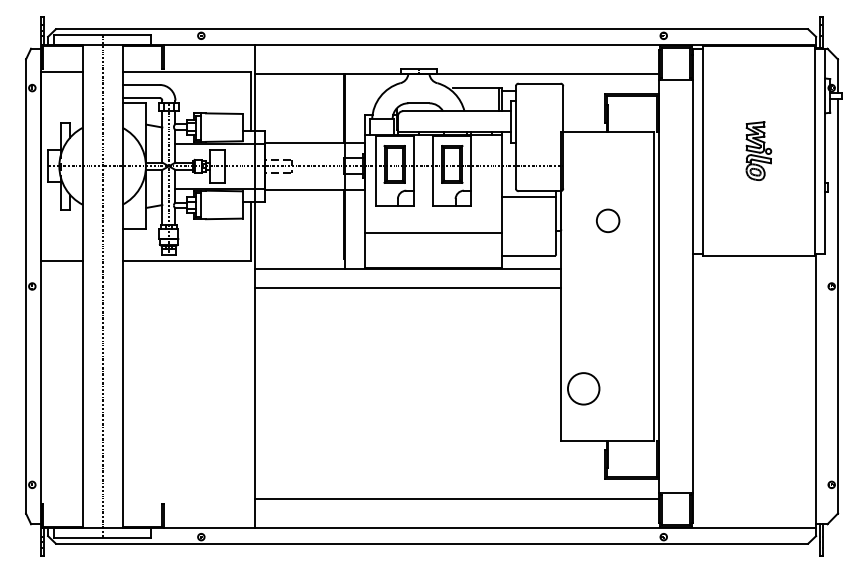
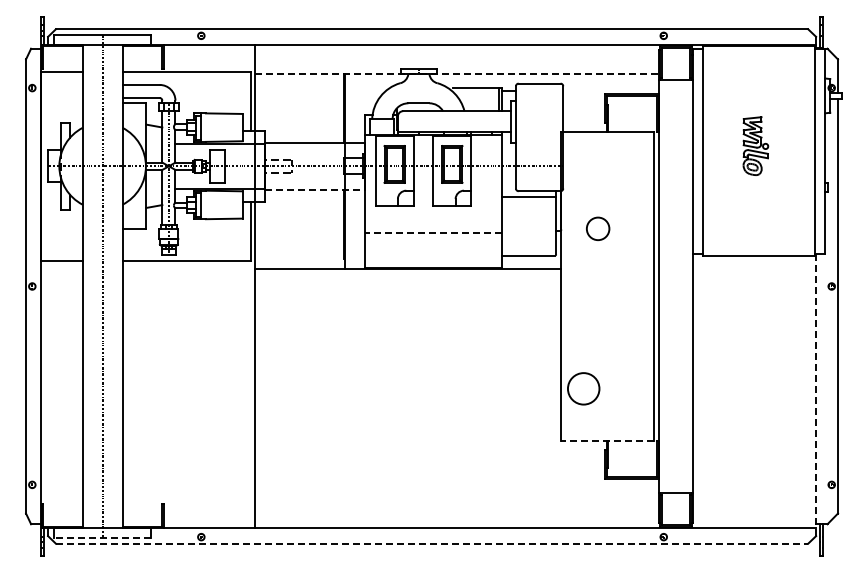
line: solid -> dashed (457, 73)
part position: (758, 150) -> (755, 145) (755, 145)
line: solid -> dashed (315, 189)
circle position: (608, 220) -> (598, 228) (598, 228)
line: solid -> dashed (432, 232)
line: present -> none (407, 287)
line: solid -> dashed (816, 394)
line: solid -> dashed (606, 441)
line: present -> none (456, 499)
line: solid -> dashed (102, 537)
line: solid -> dashed (432, 543)
